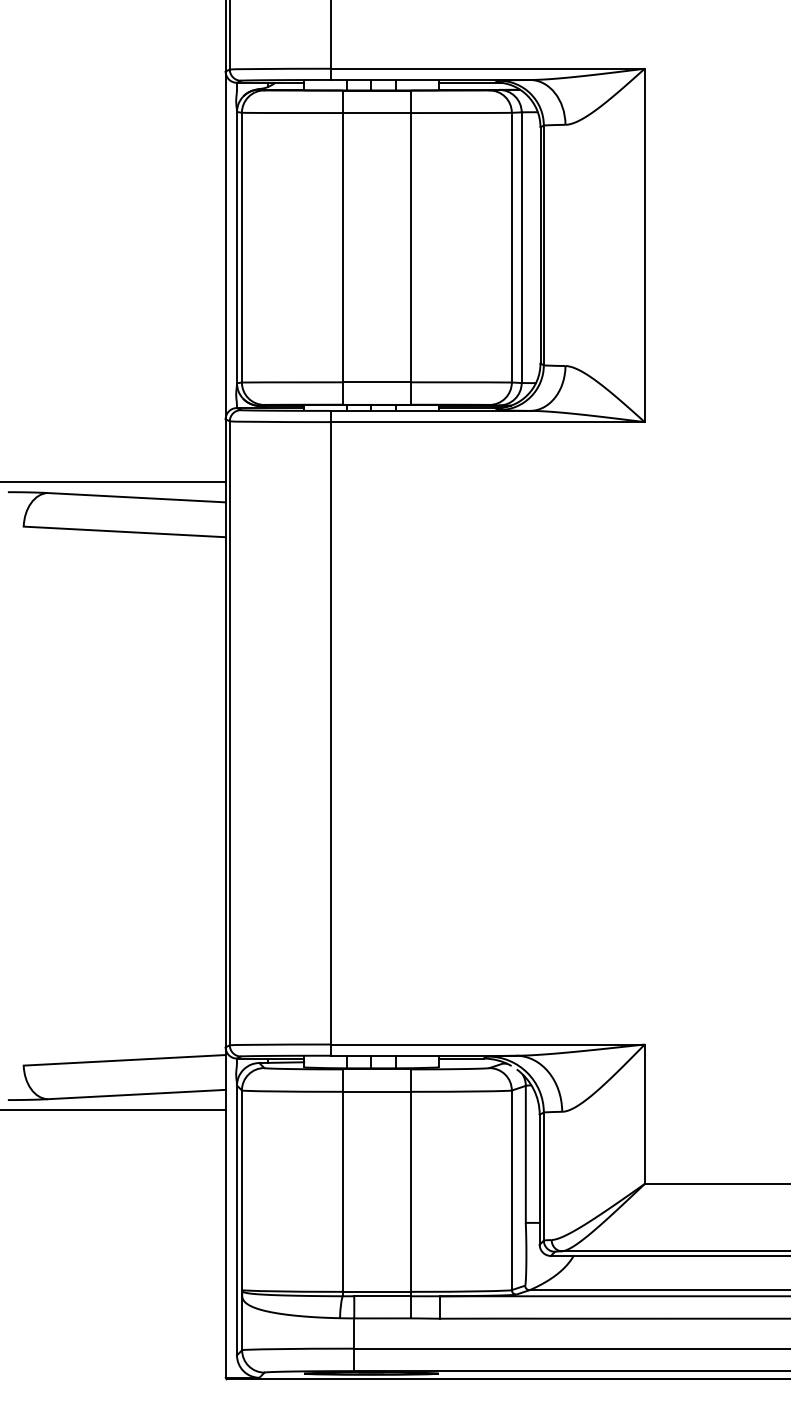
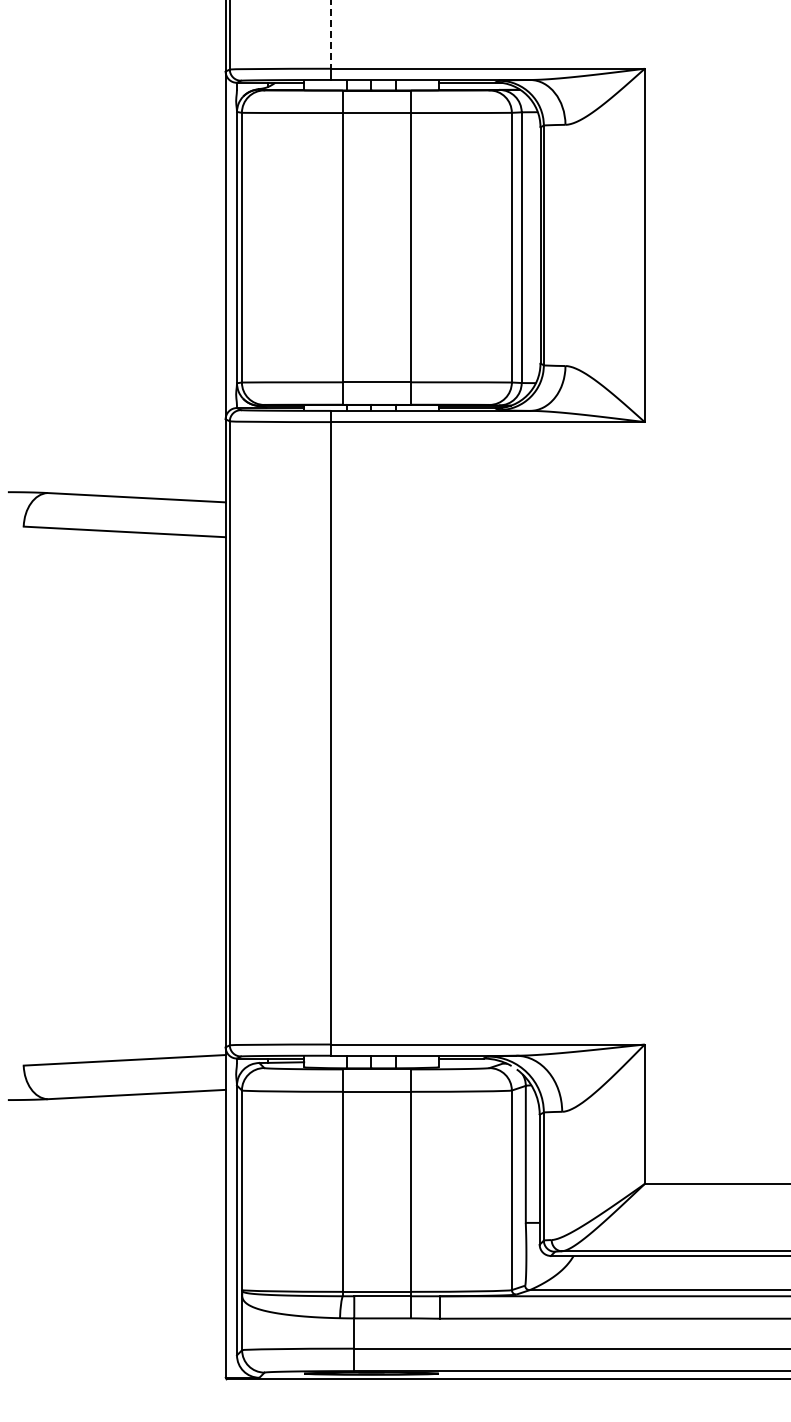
line: solid -> dashed (330, 34)
line: present -> none (113, 482)
line: present -> none (113, 1110)
